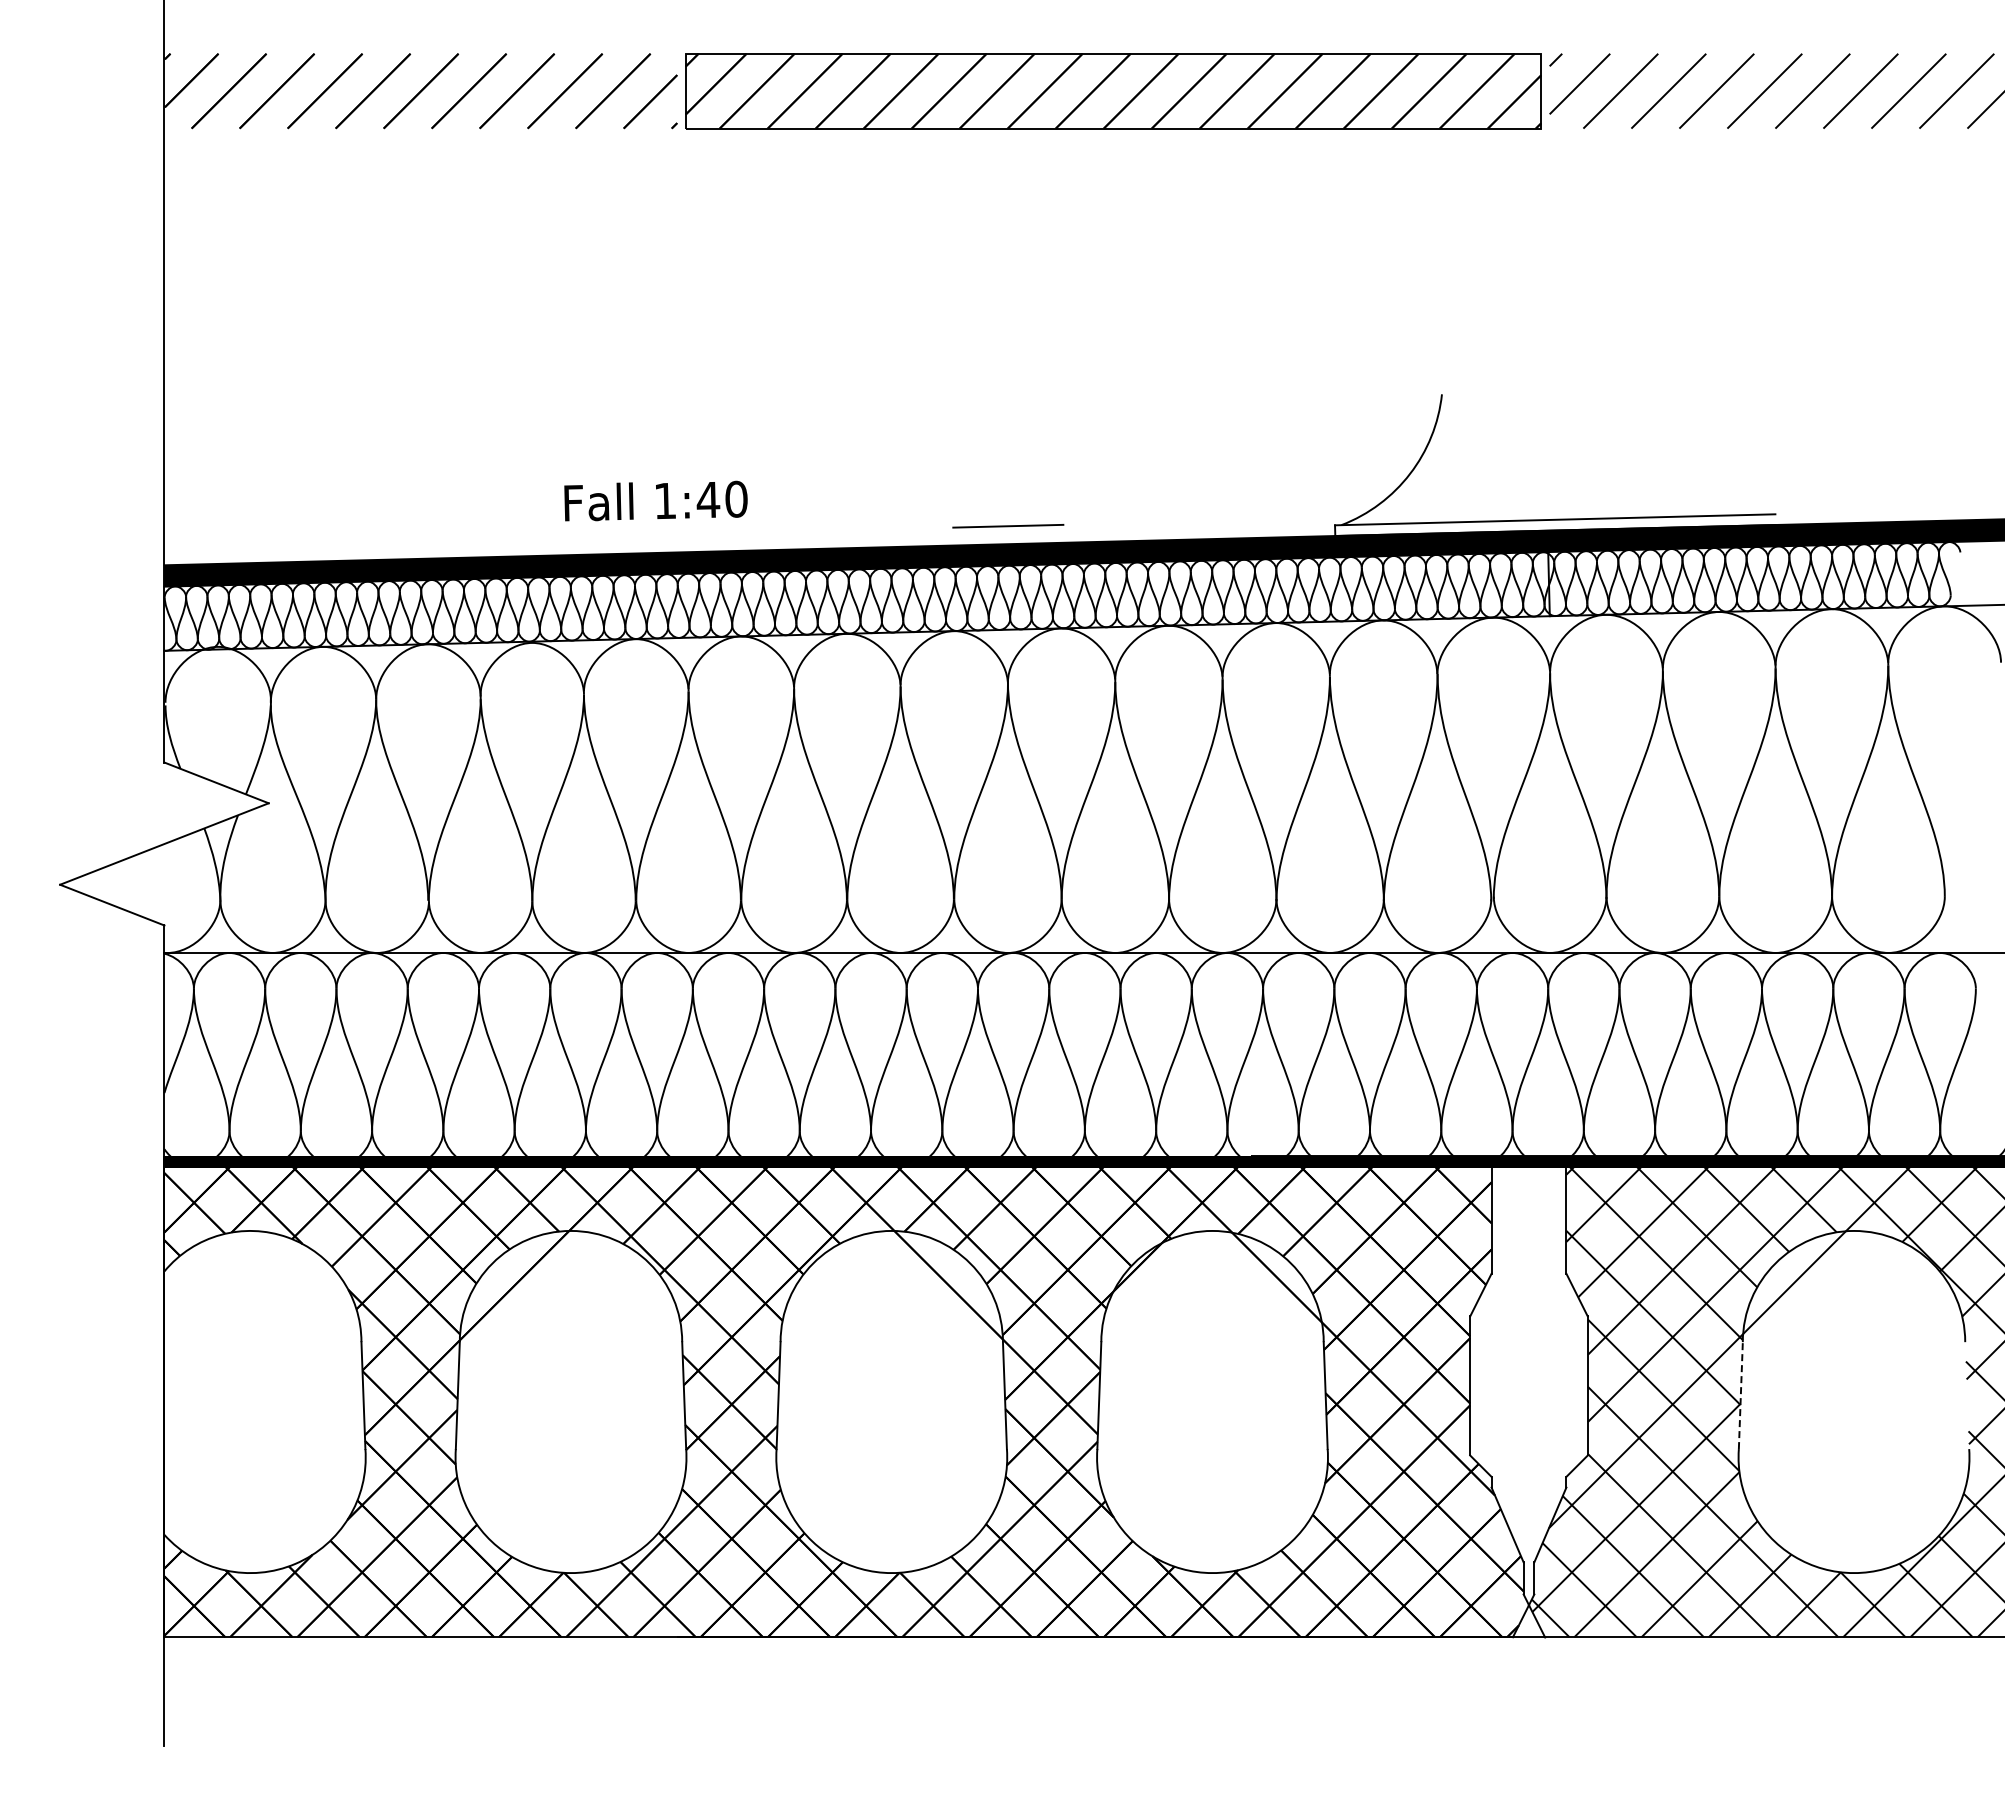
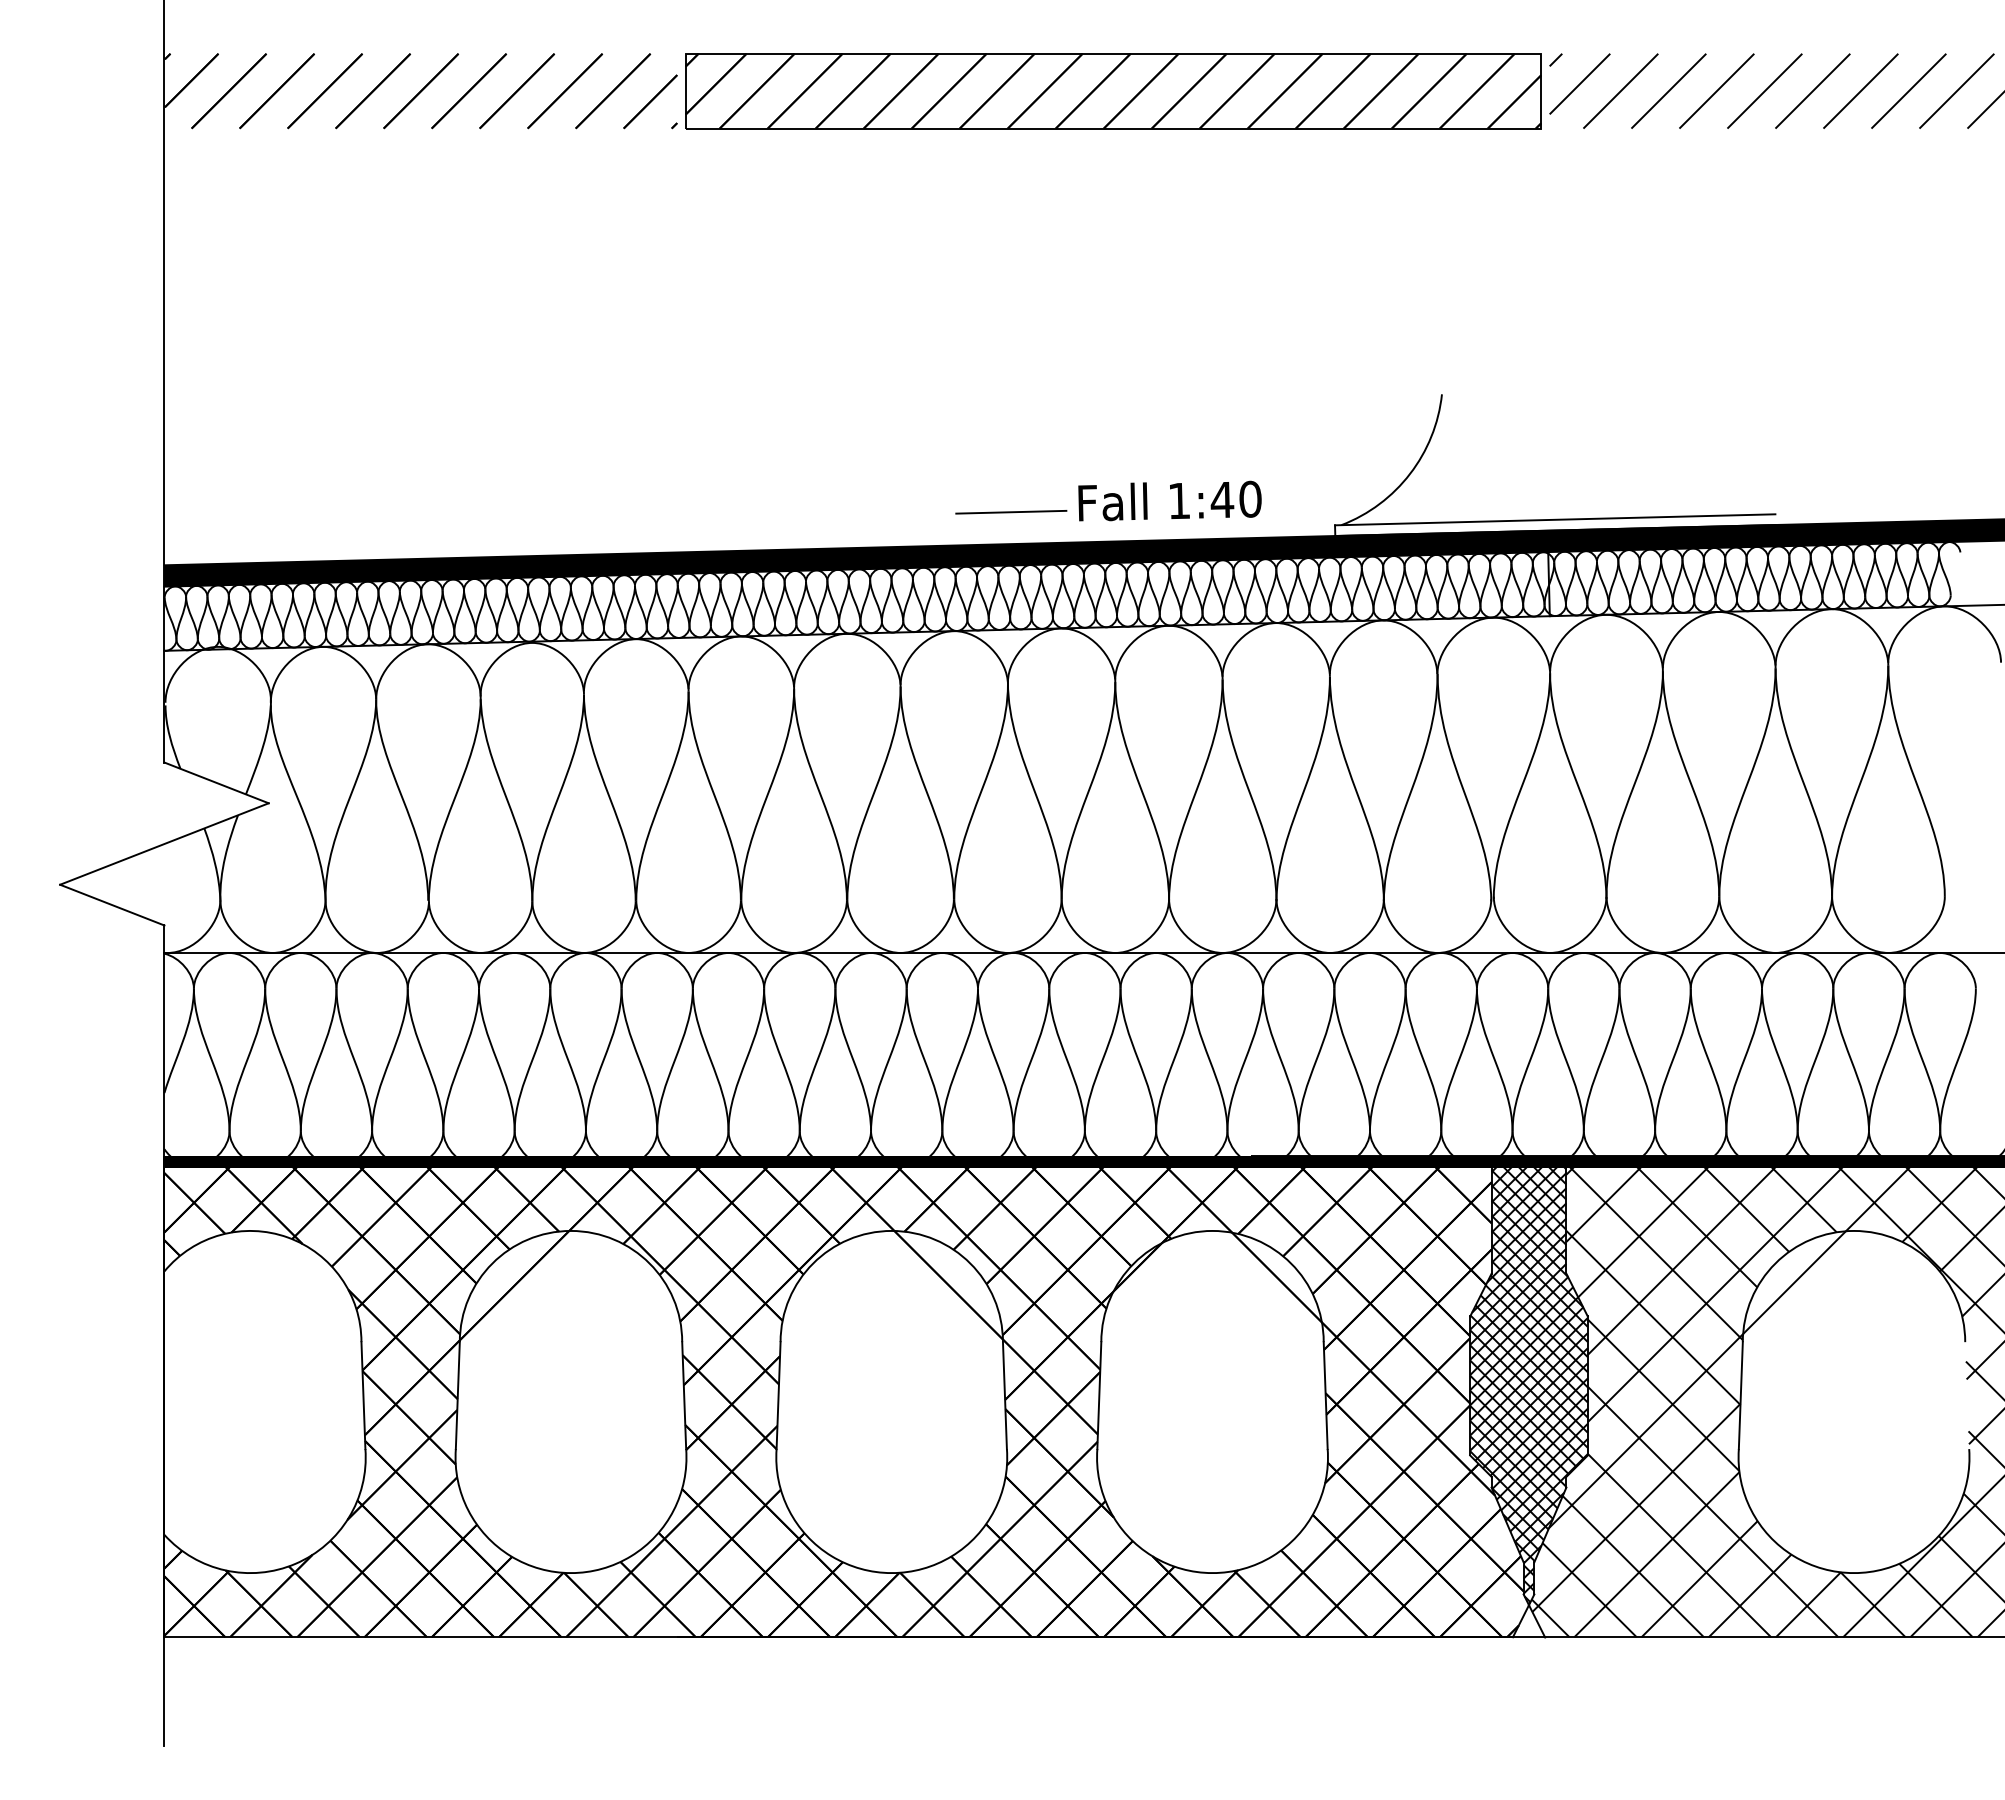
text position: (655, 500) -> (1169, 500) (1169, 500)
line position: (1008, 526) -> (1011, 512) (1011, 512)
hatch: none -> present (1528, 1385)
line: dashed -> solid (1740, 1395)
